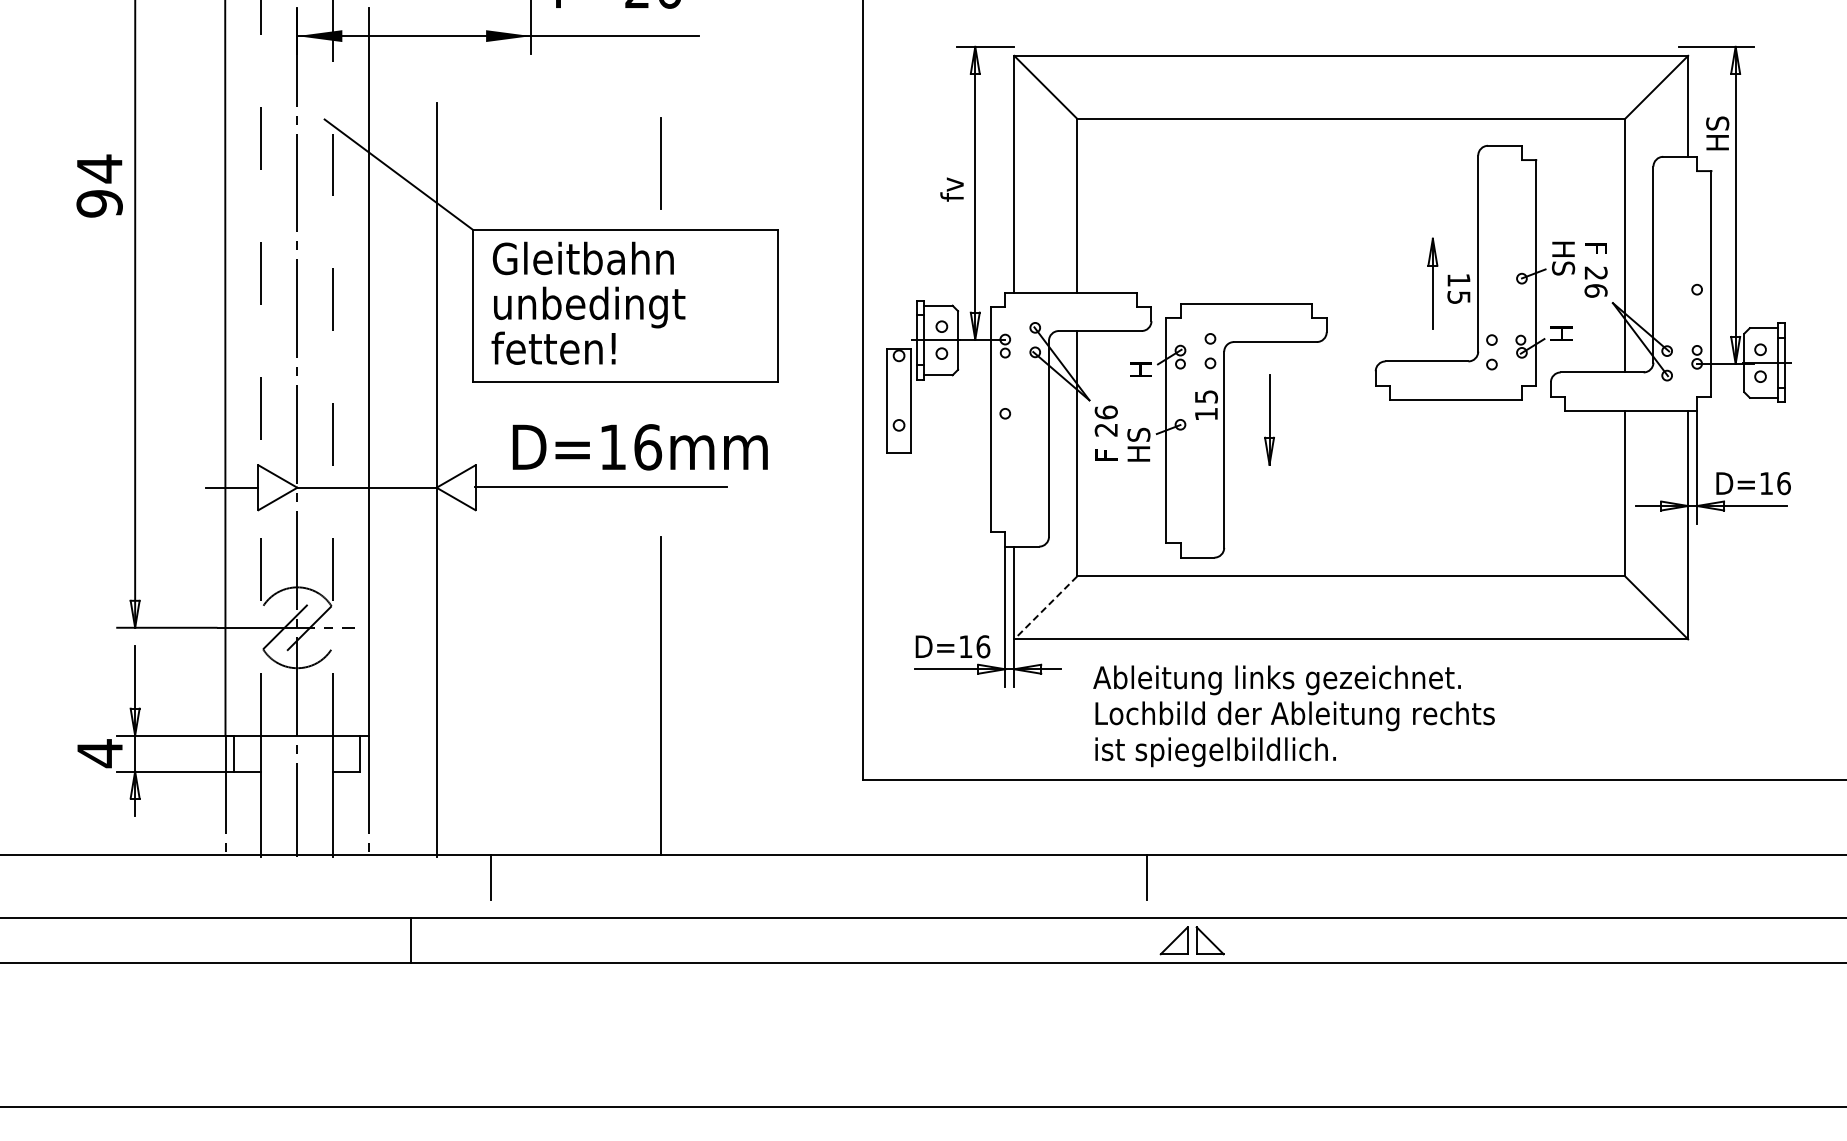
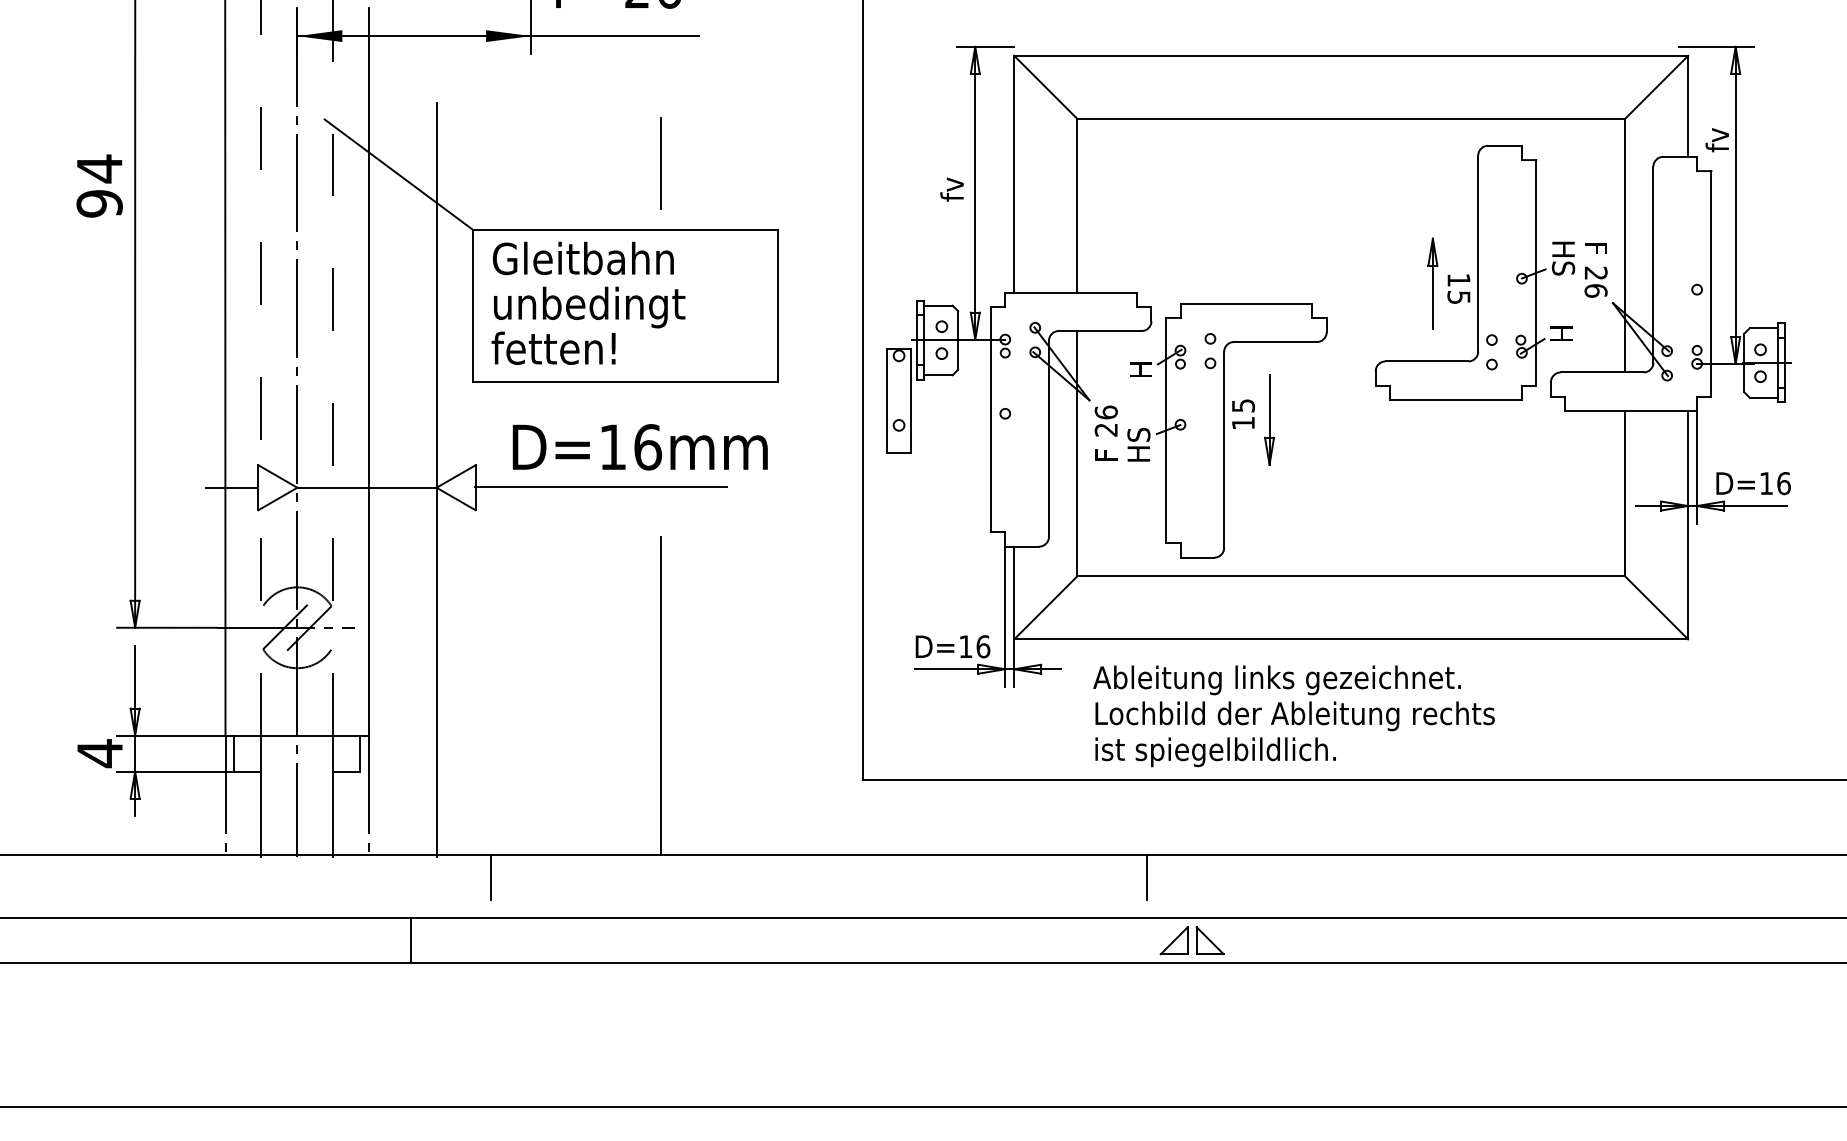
text: HS -> fv (1717, 134)
text position: (1206, 404) -> (1243, 413) (1243, 413)
line: dashed -> solid (1045, 608)
